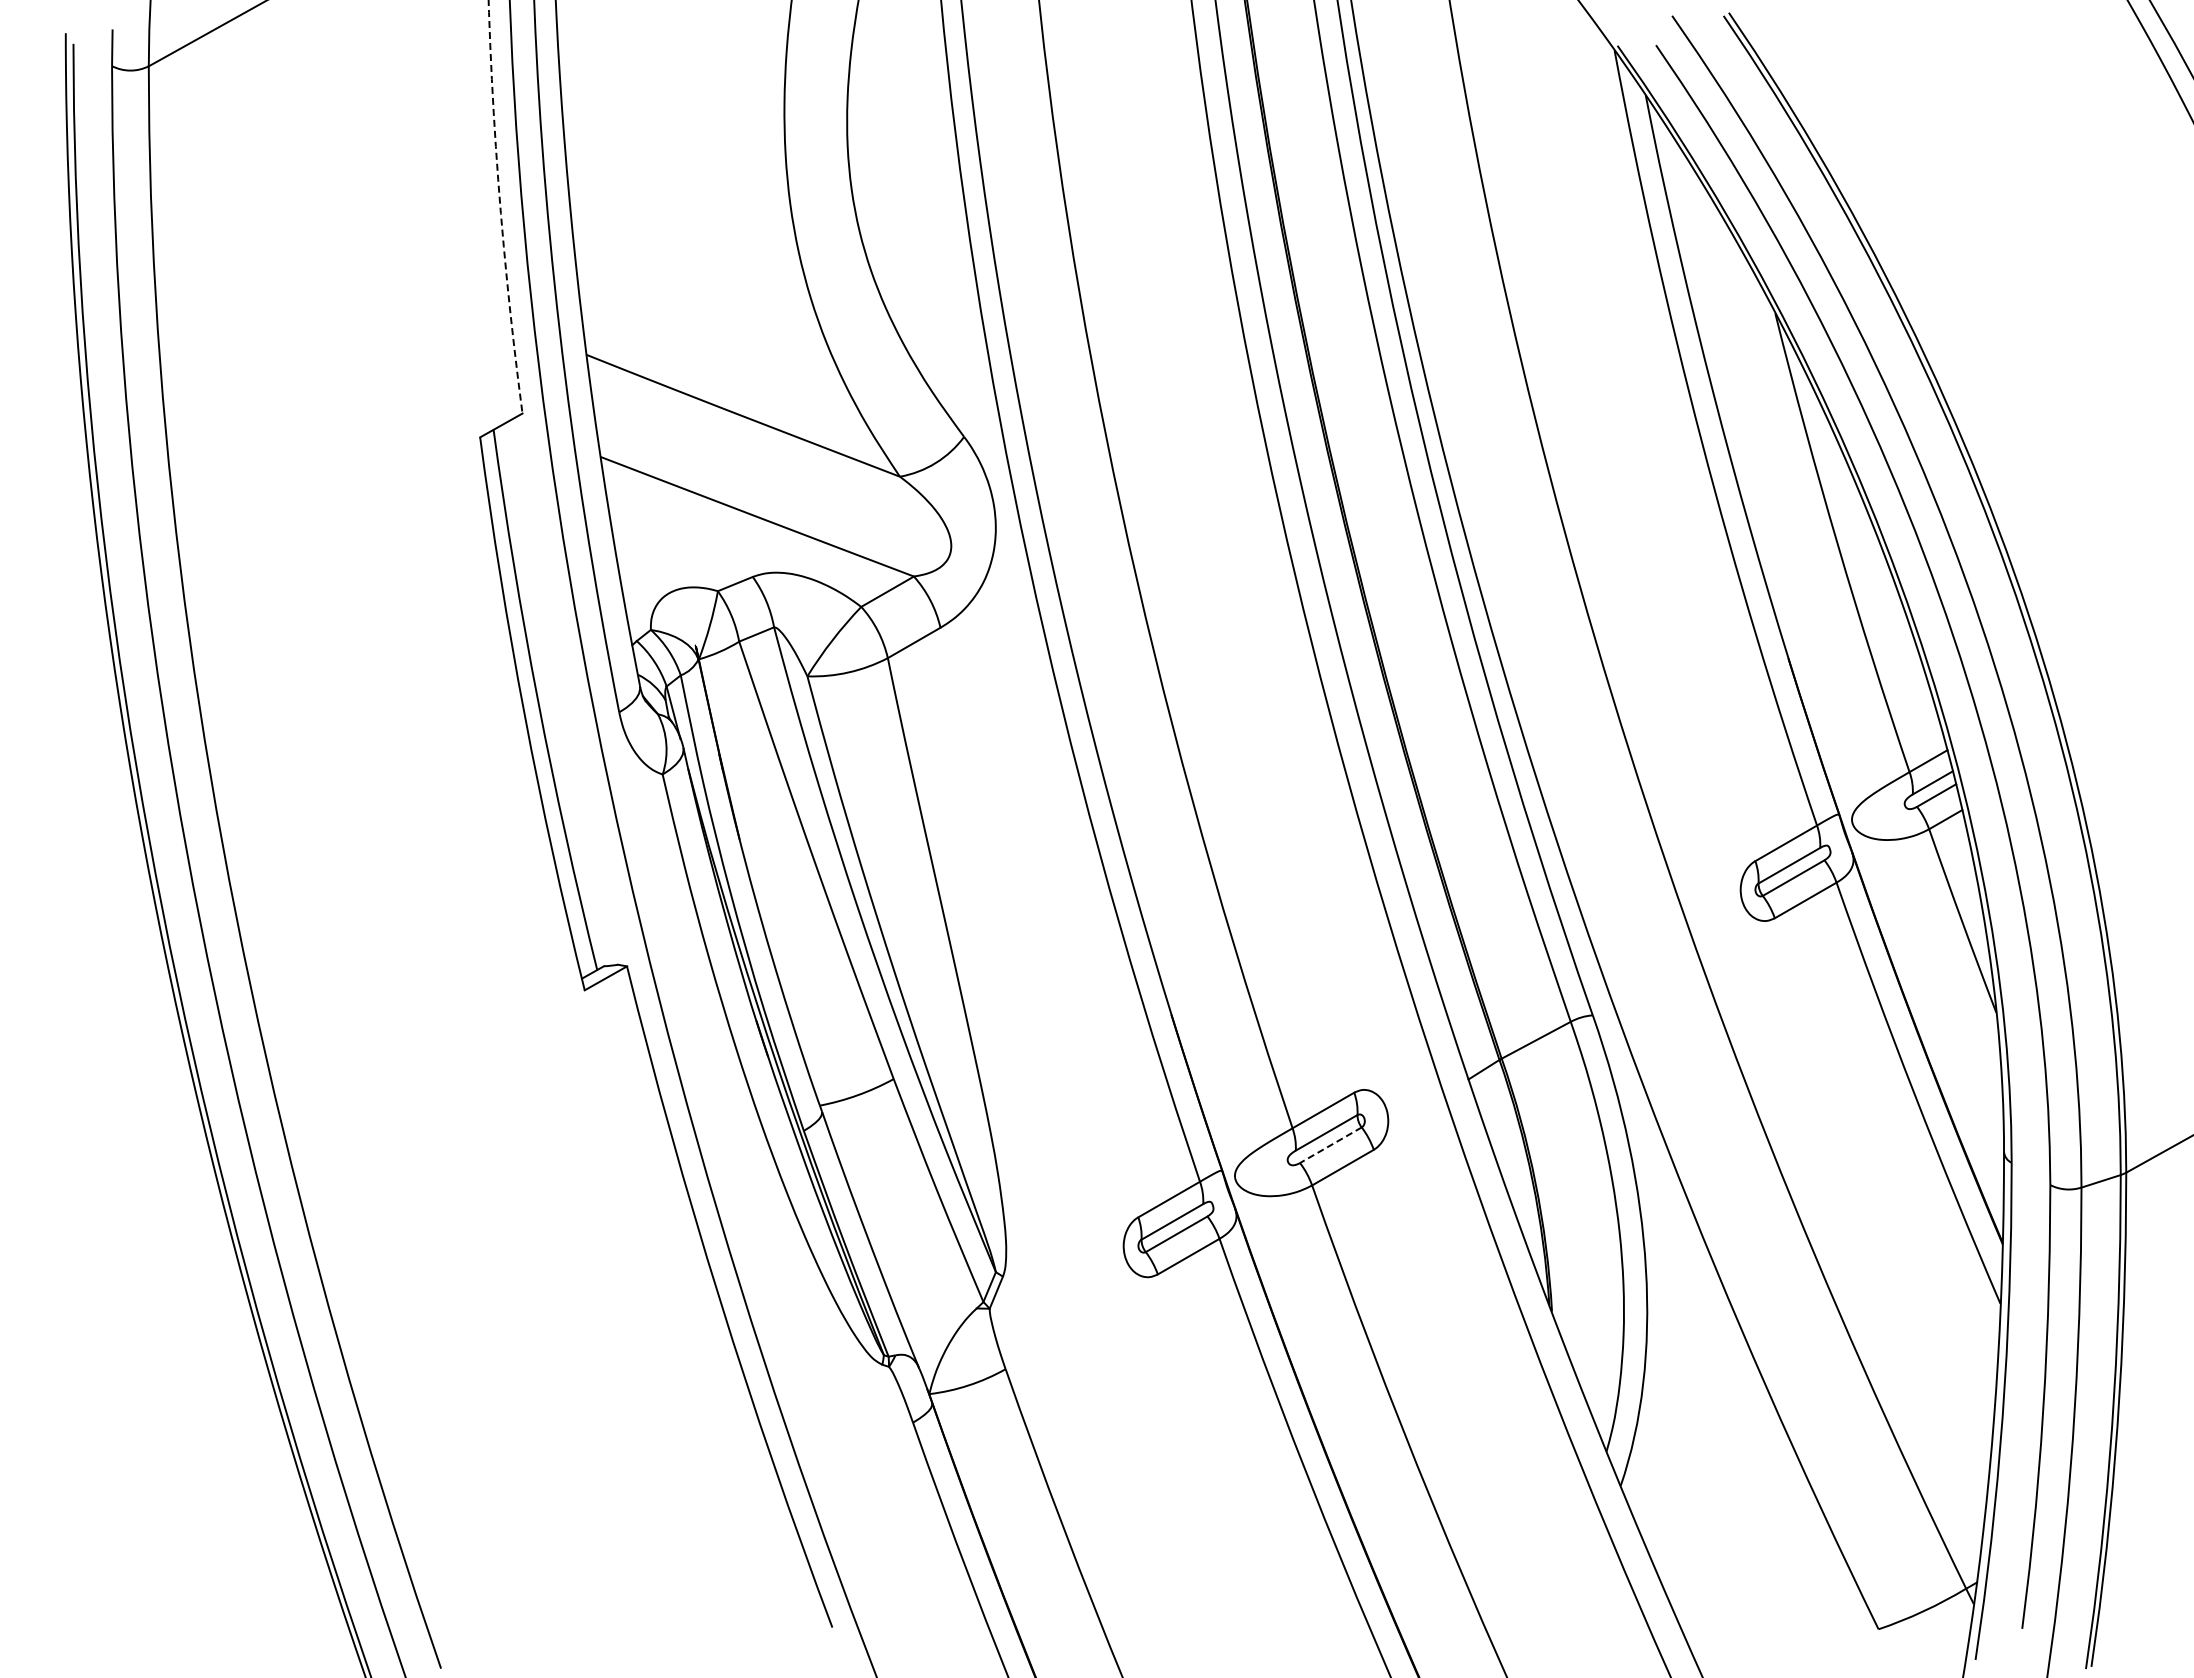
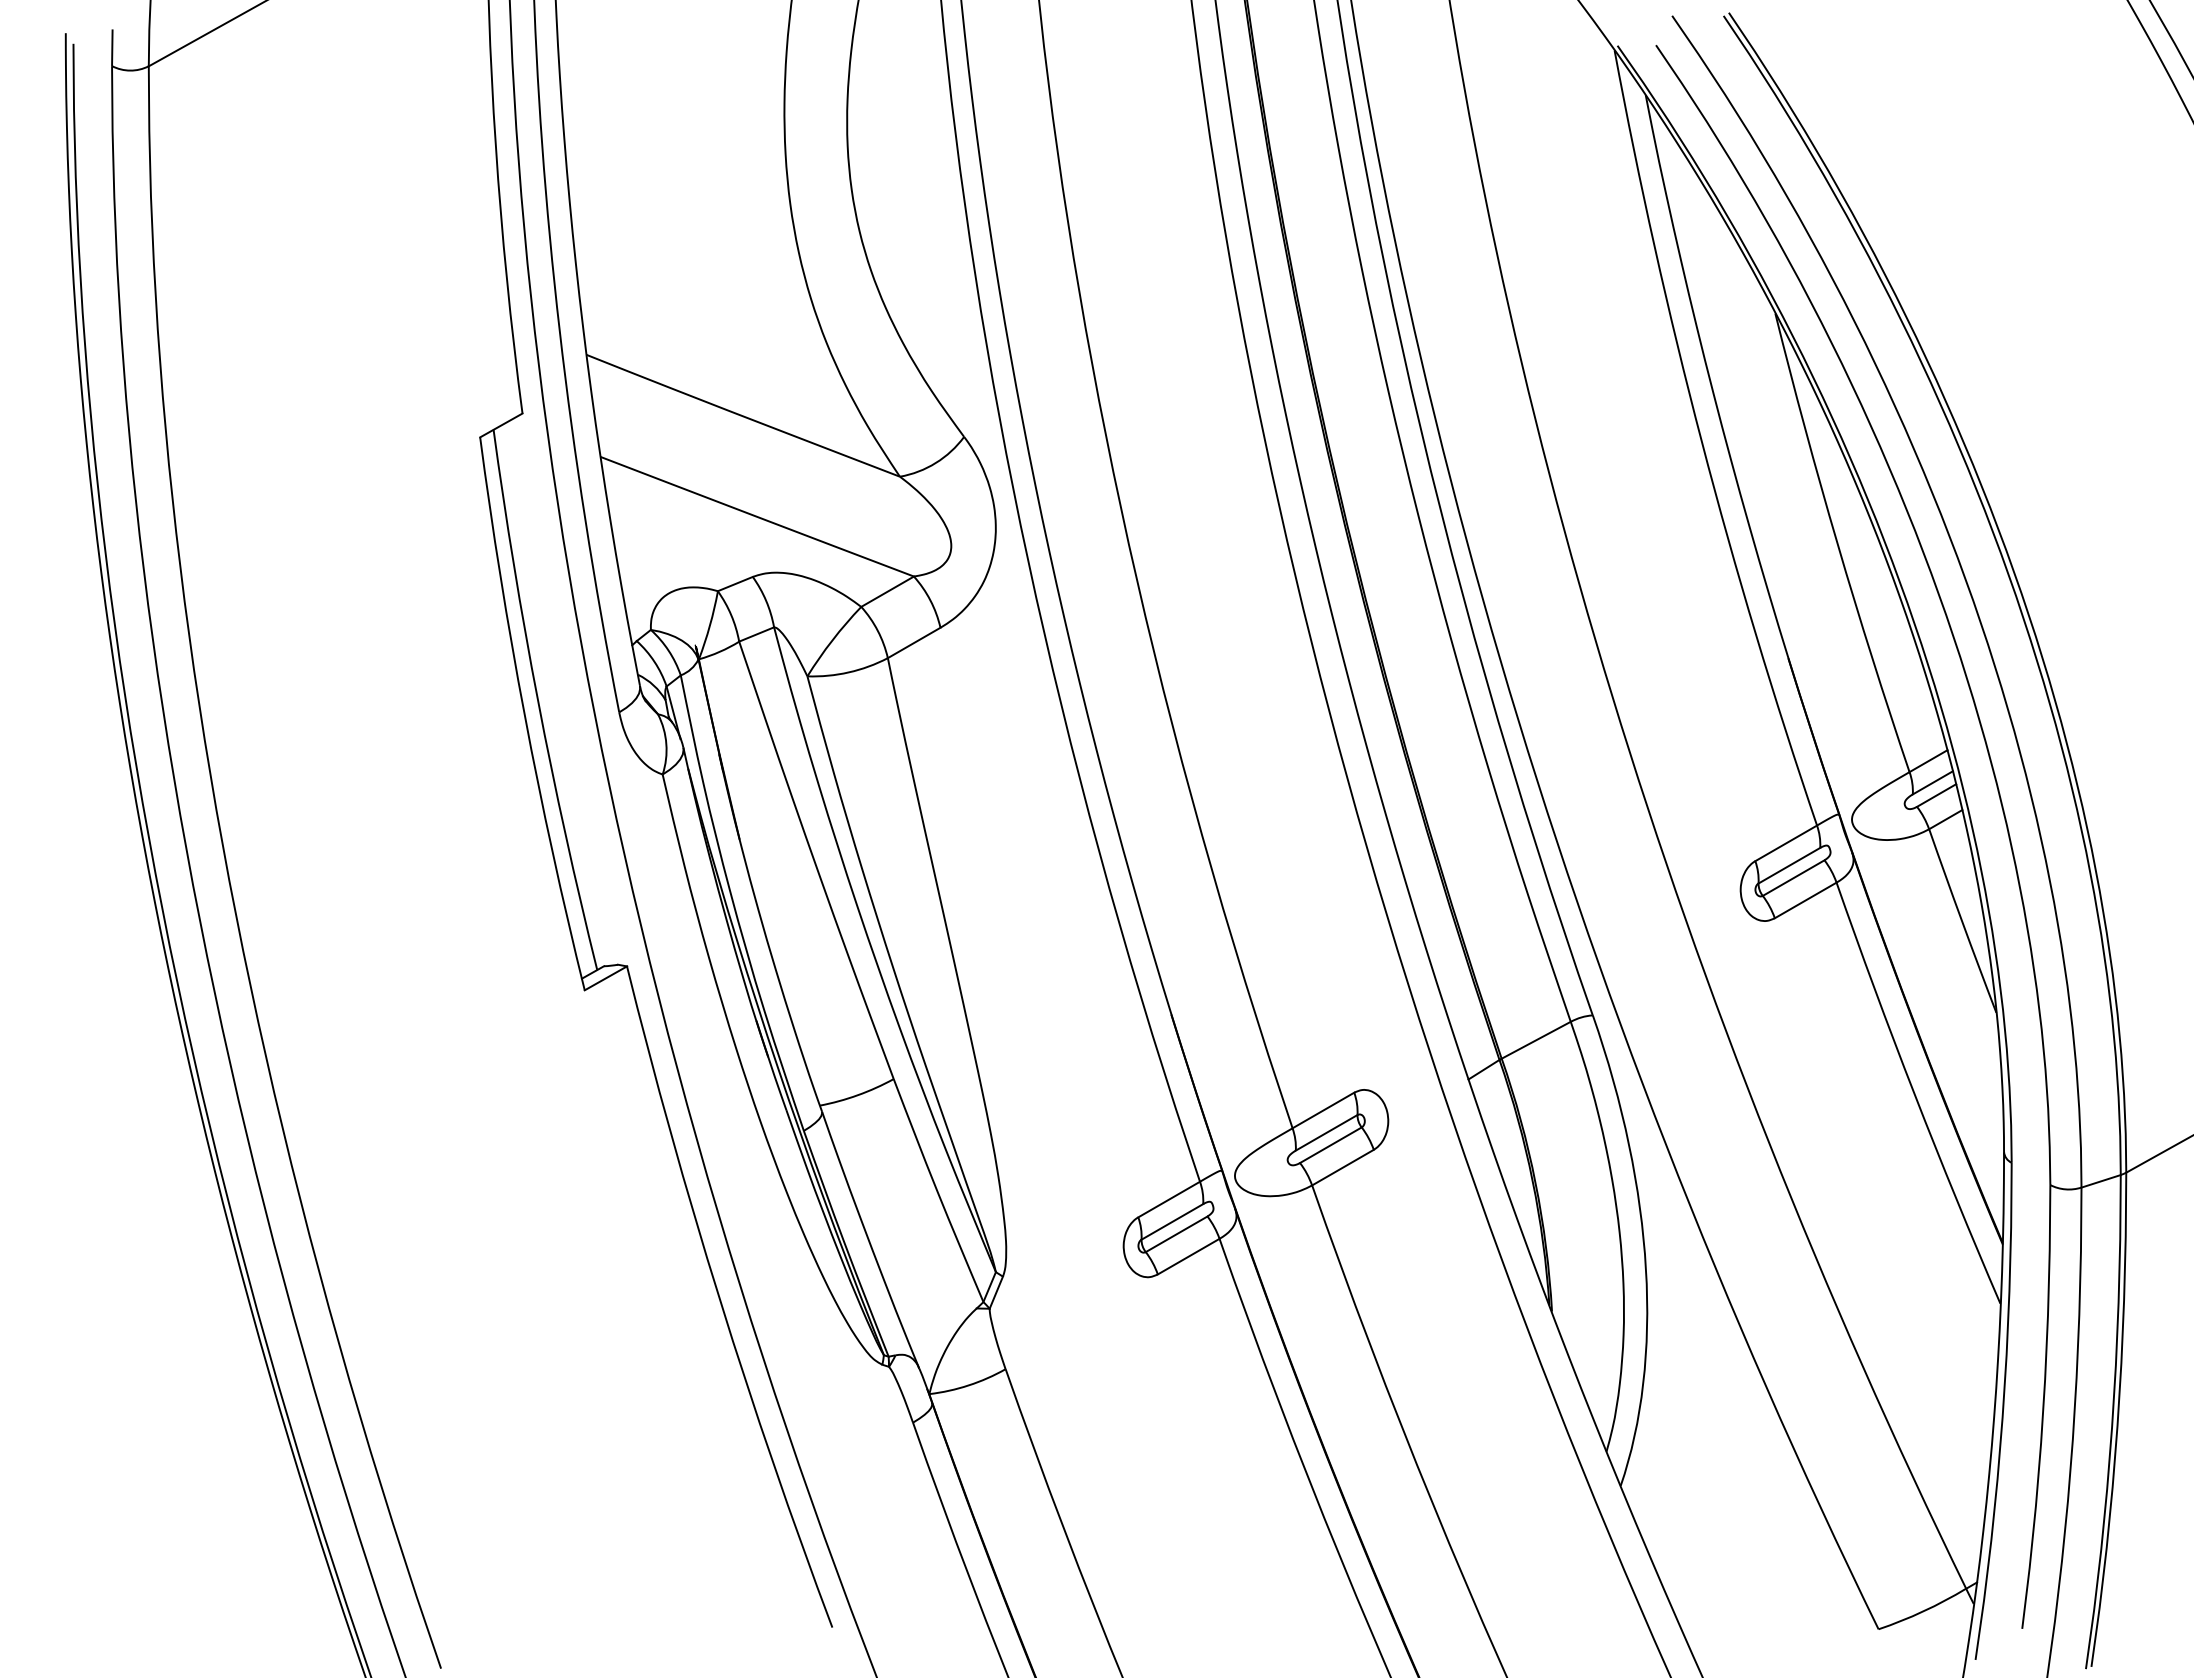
arc: dashed -> solid (500, 207)
line: dashed -> solid (1330, 1145)
